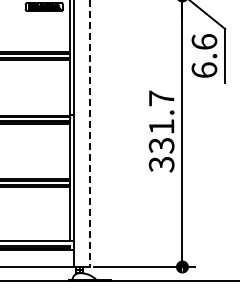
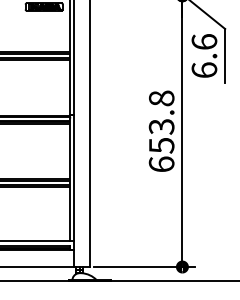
text: 331.7 -> 653.8 (161, 131)
line: dashed -> solid (89, 134)
